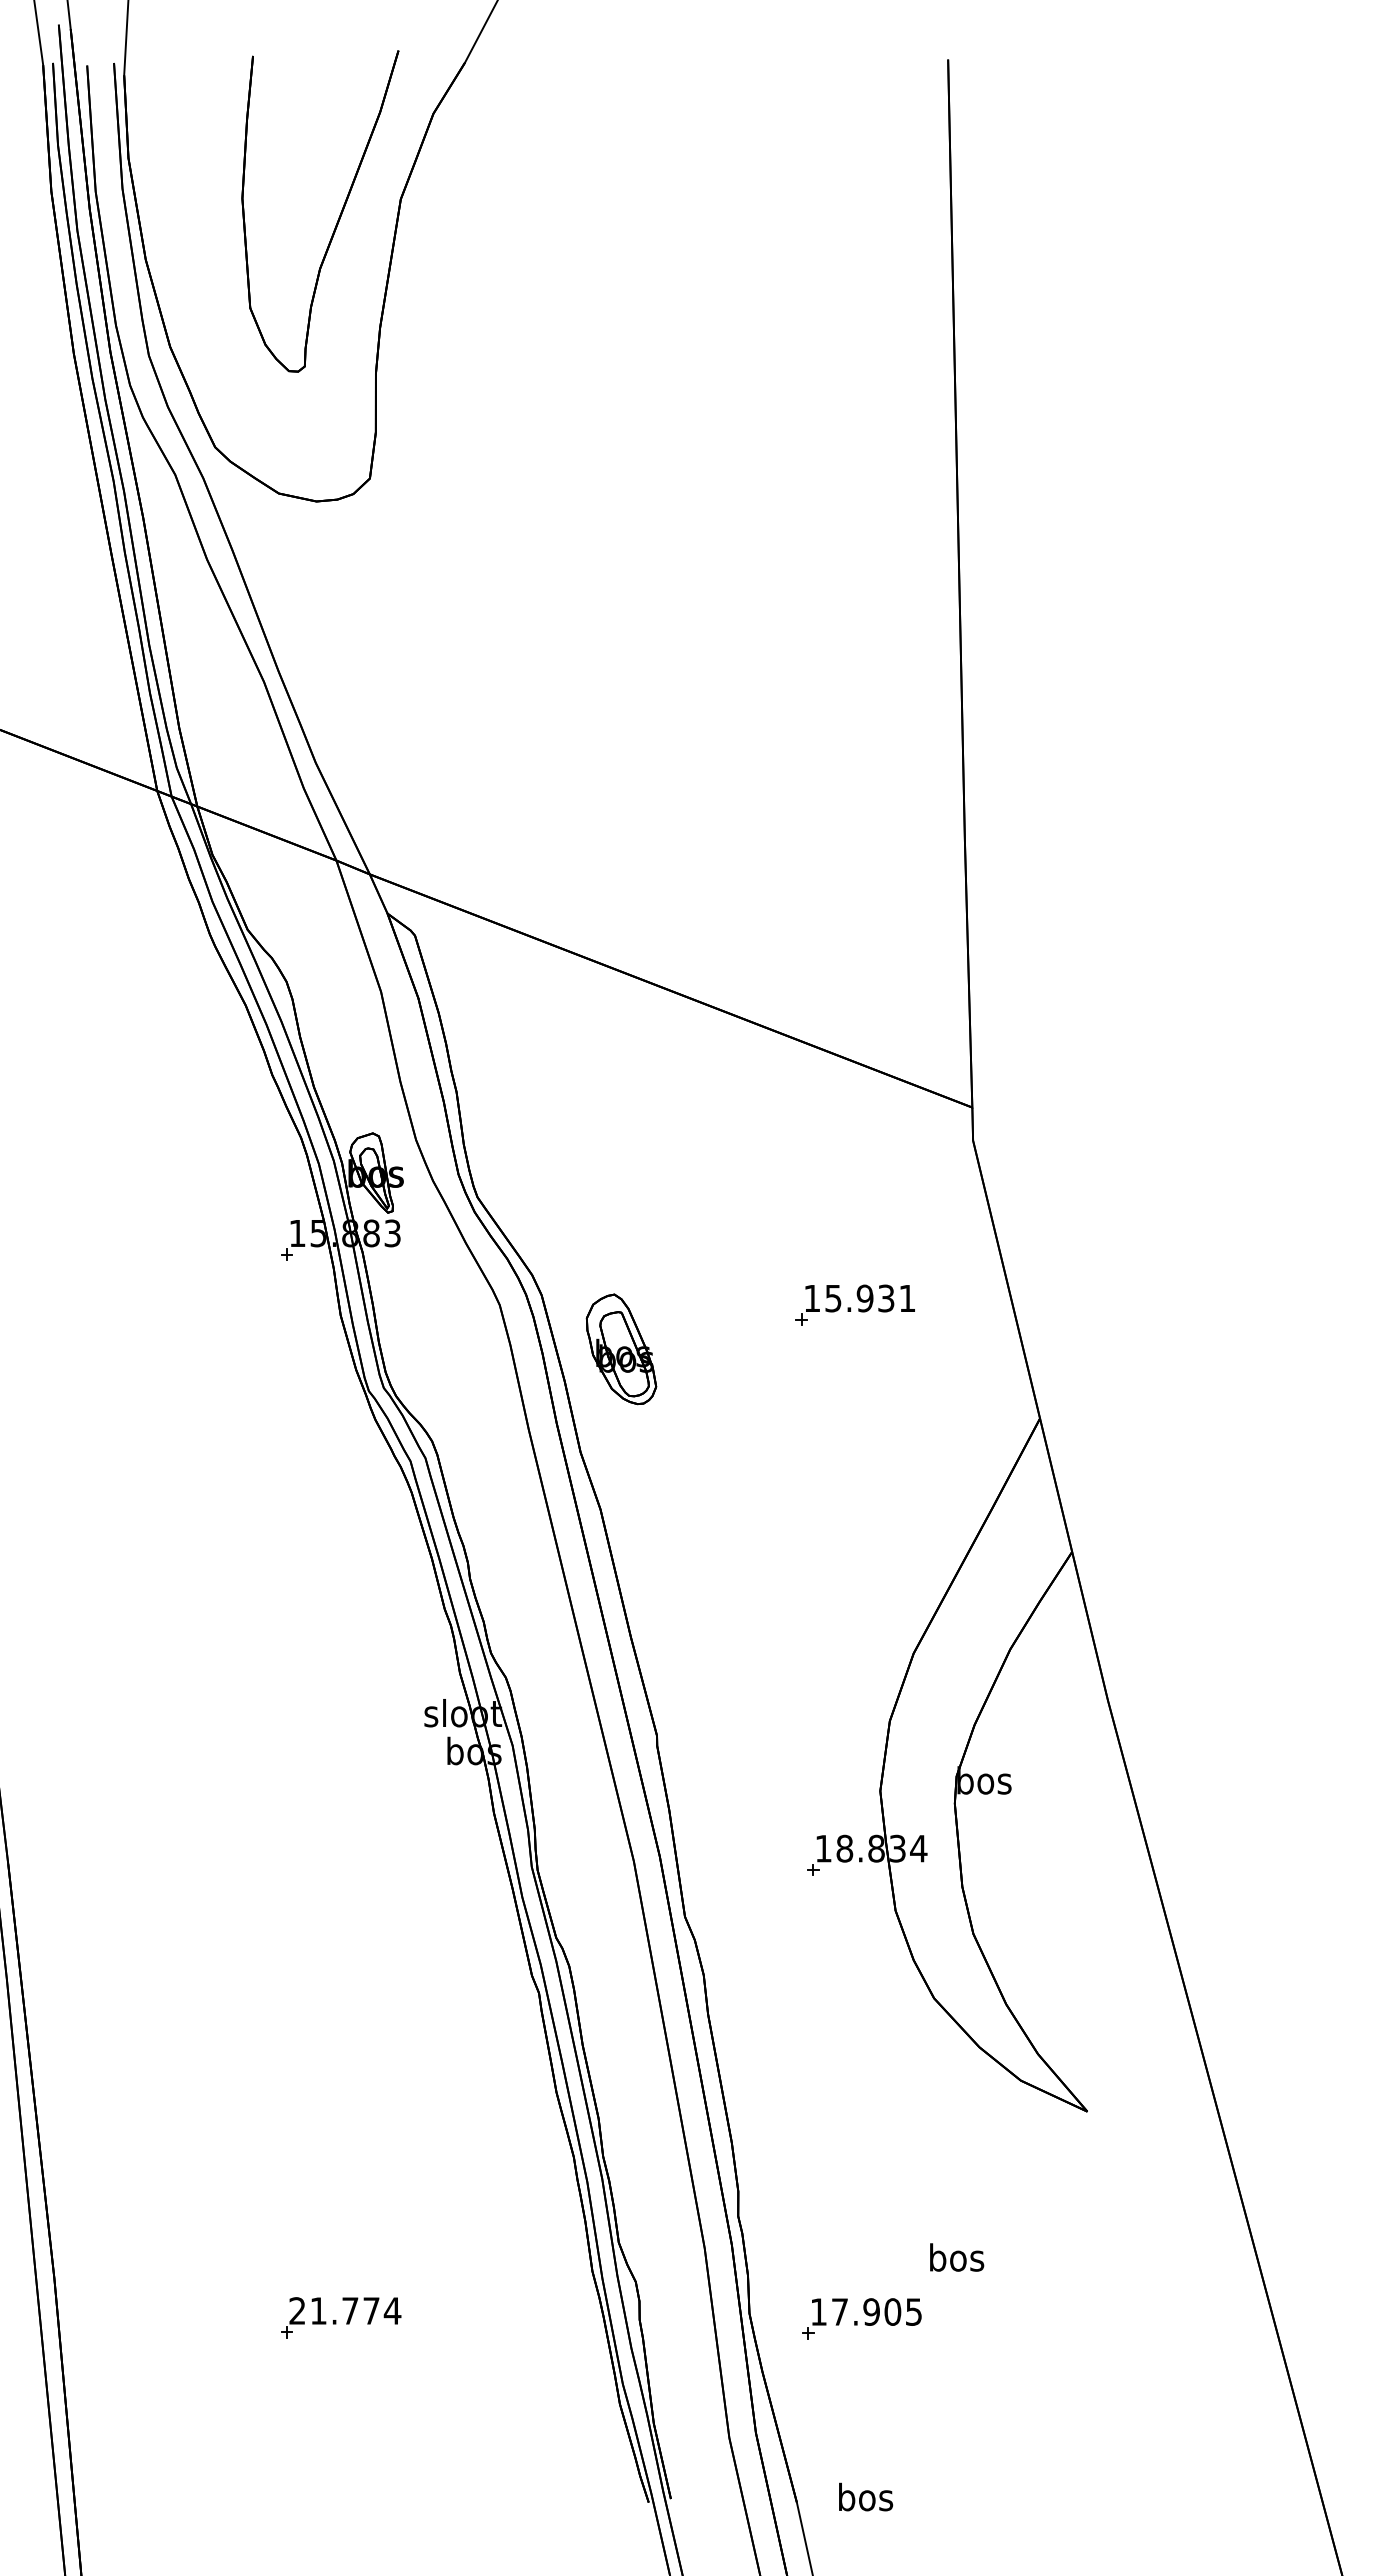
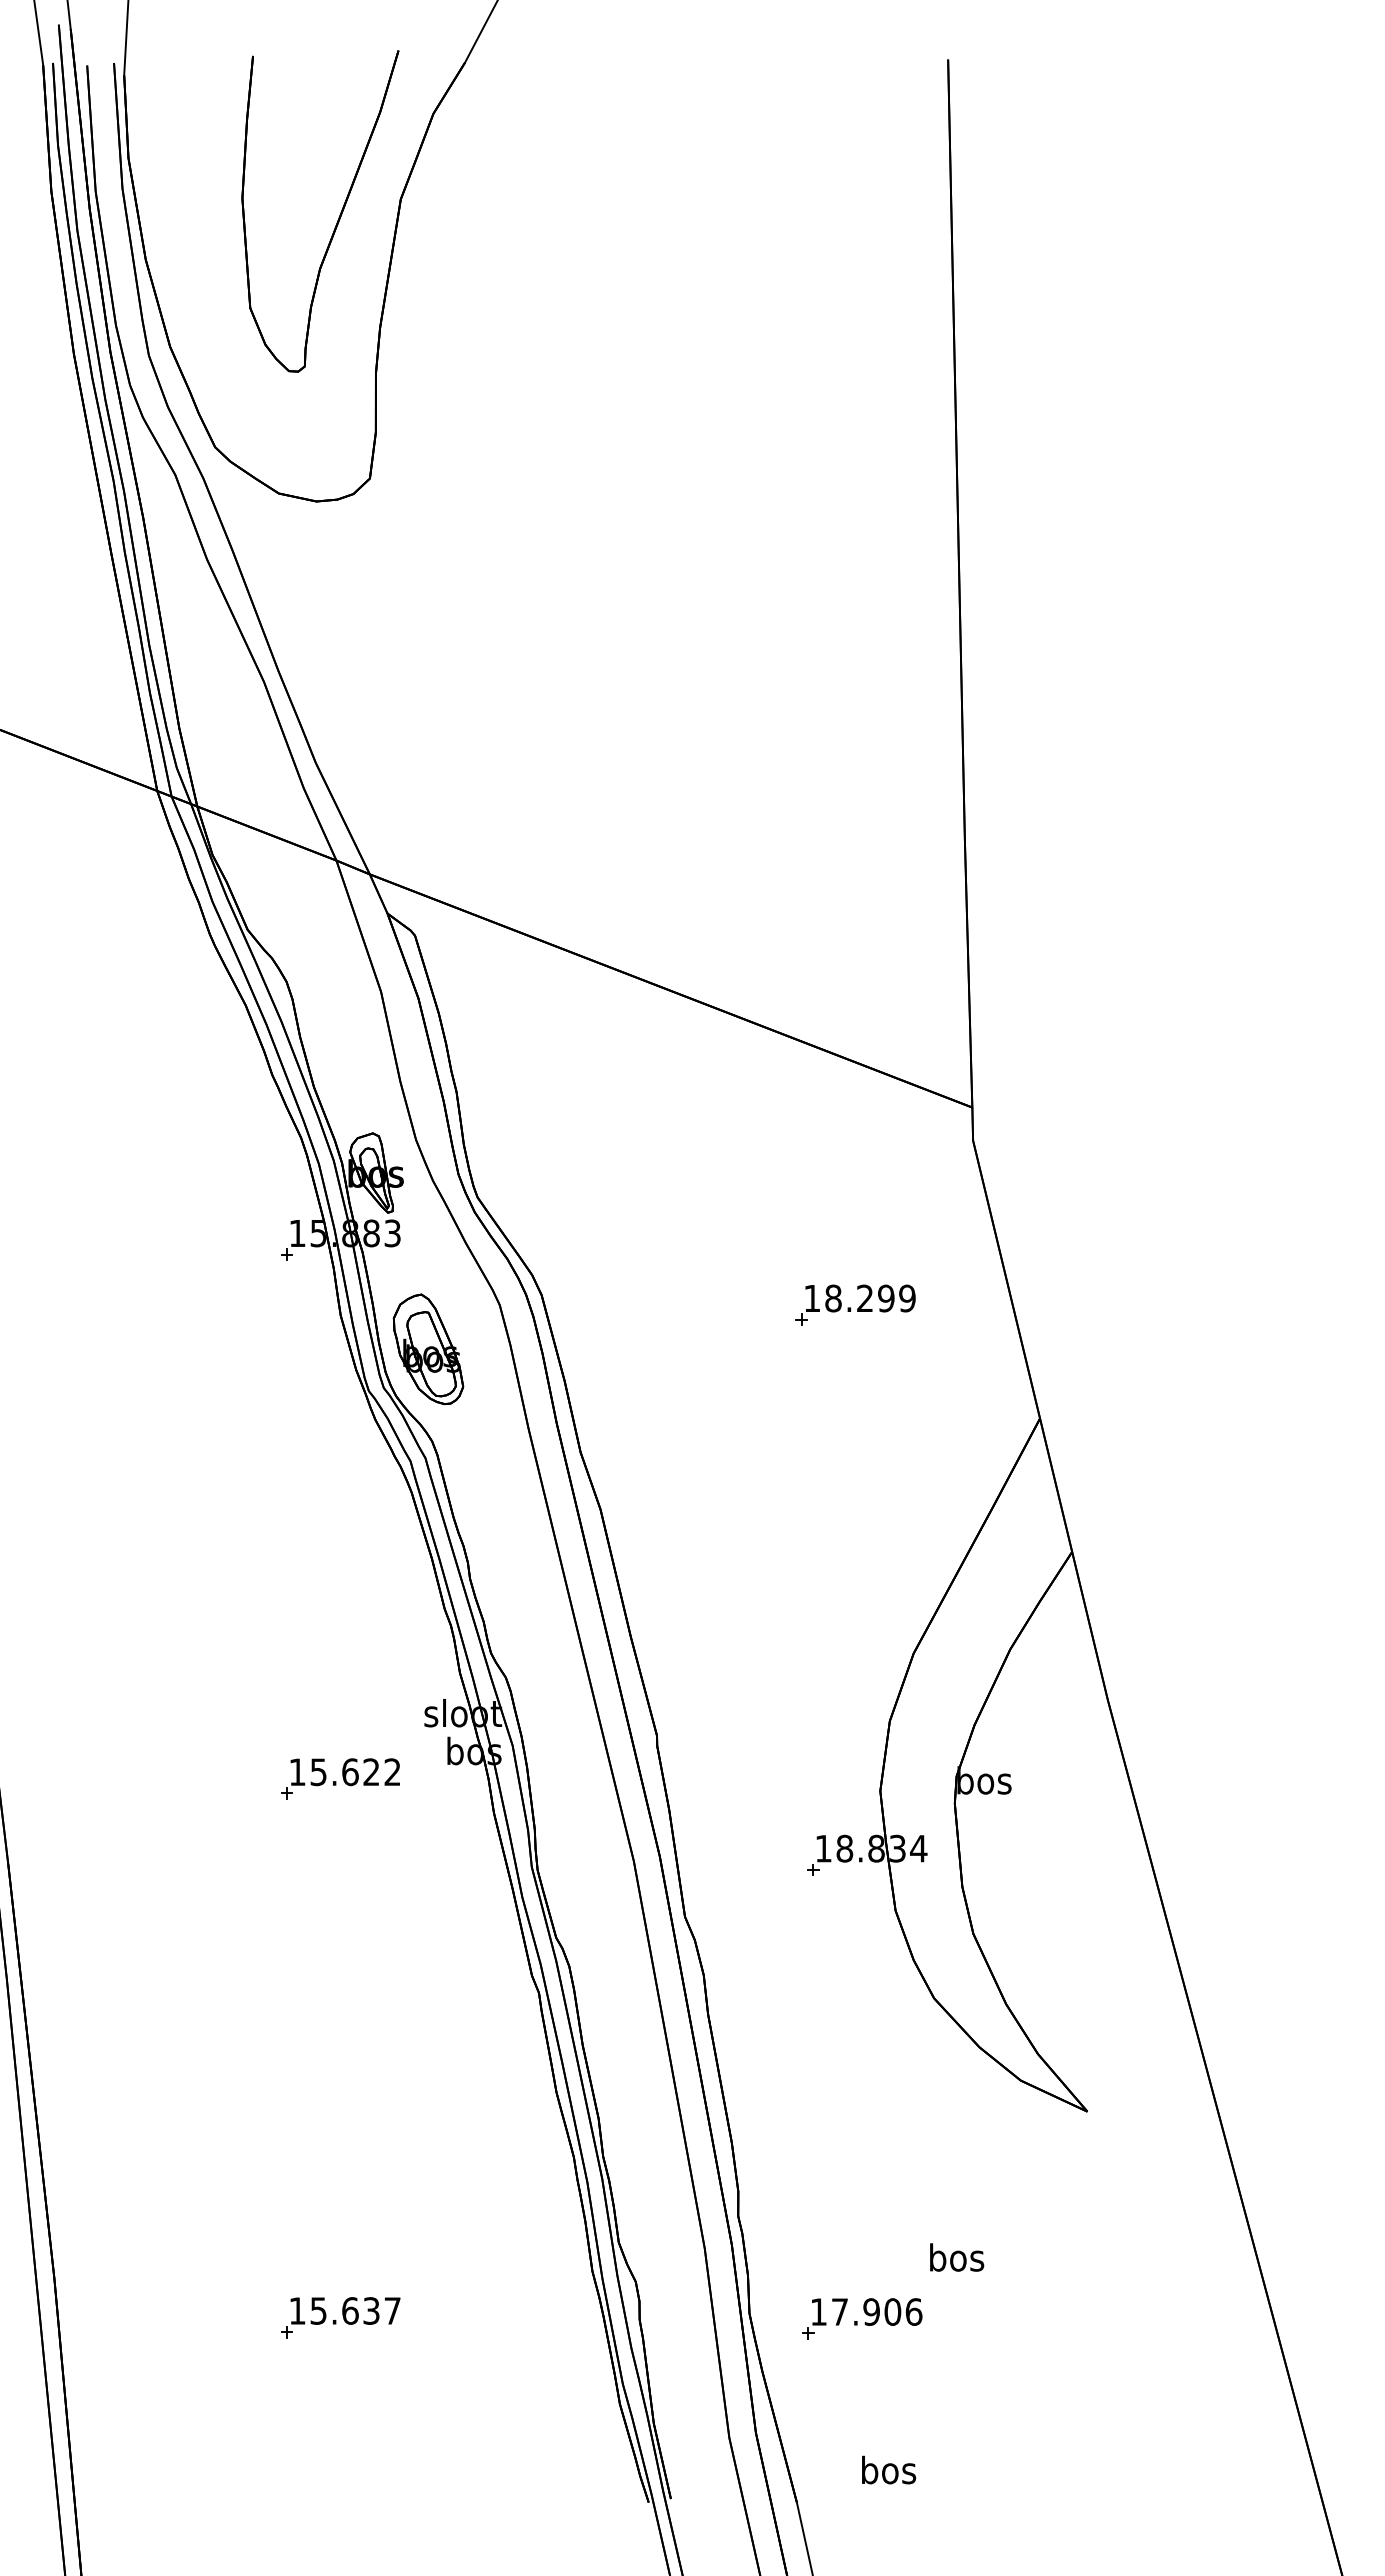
text: 15.931 -> 18.299 (870, 1298)
part position: (621, 1349) -> (428, 1349) (428, 1349)
part: none -> present (340, 1778)
text: 21.774 -> 15.637 (345, 2310)
text: 17.905 -> 17.906 (913, 2311)
text position: (866, 2496) -> (889, 2469) (889, 2469)
